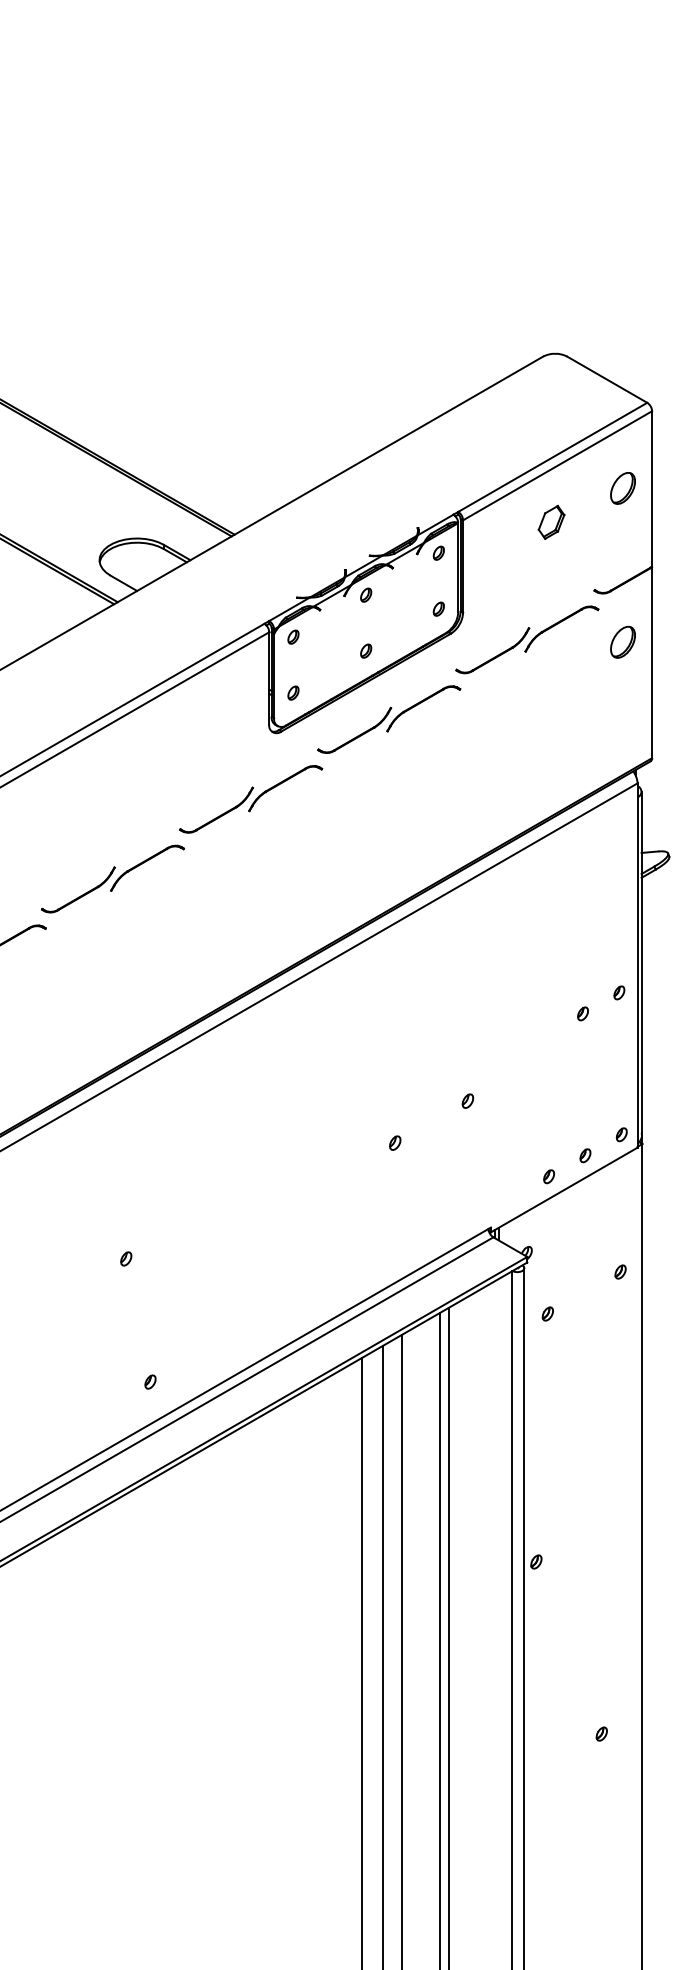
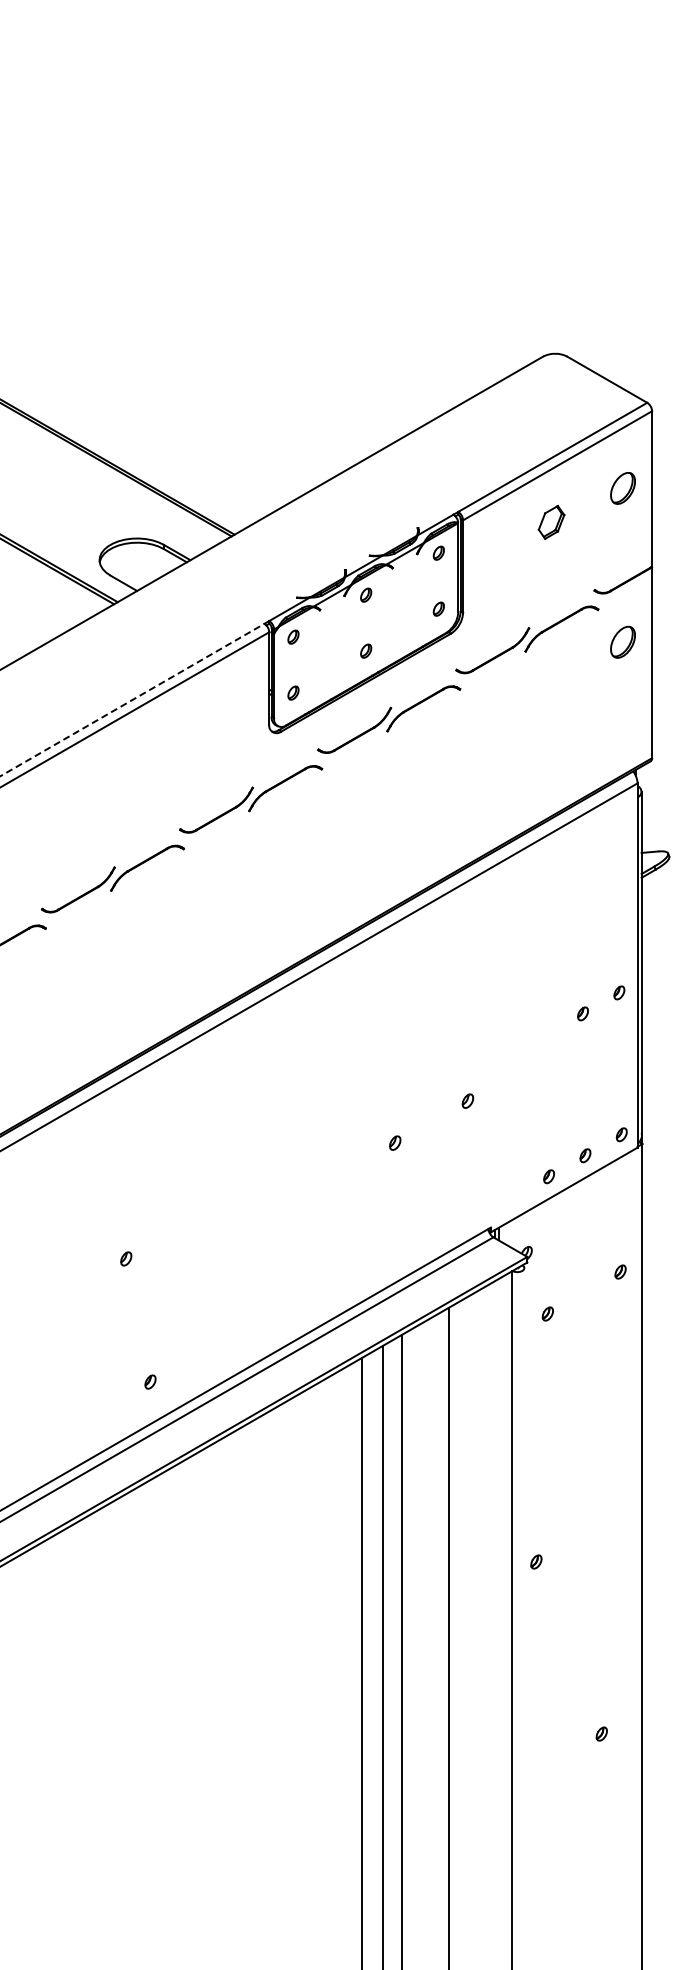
line: solid -> dashed (132, 699)
line: present -> none (524, 1617)
line: present -> none (439, 1639)
